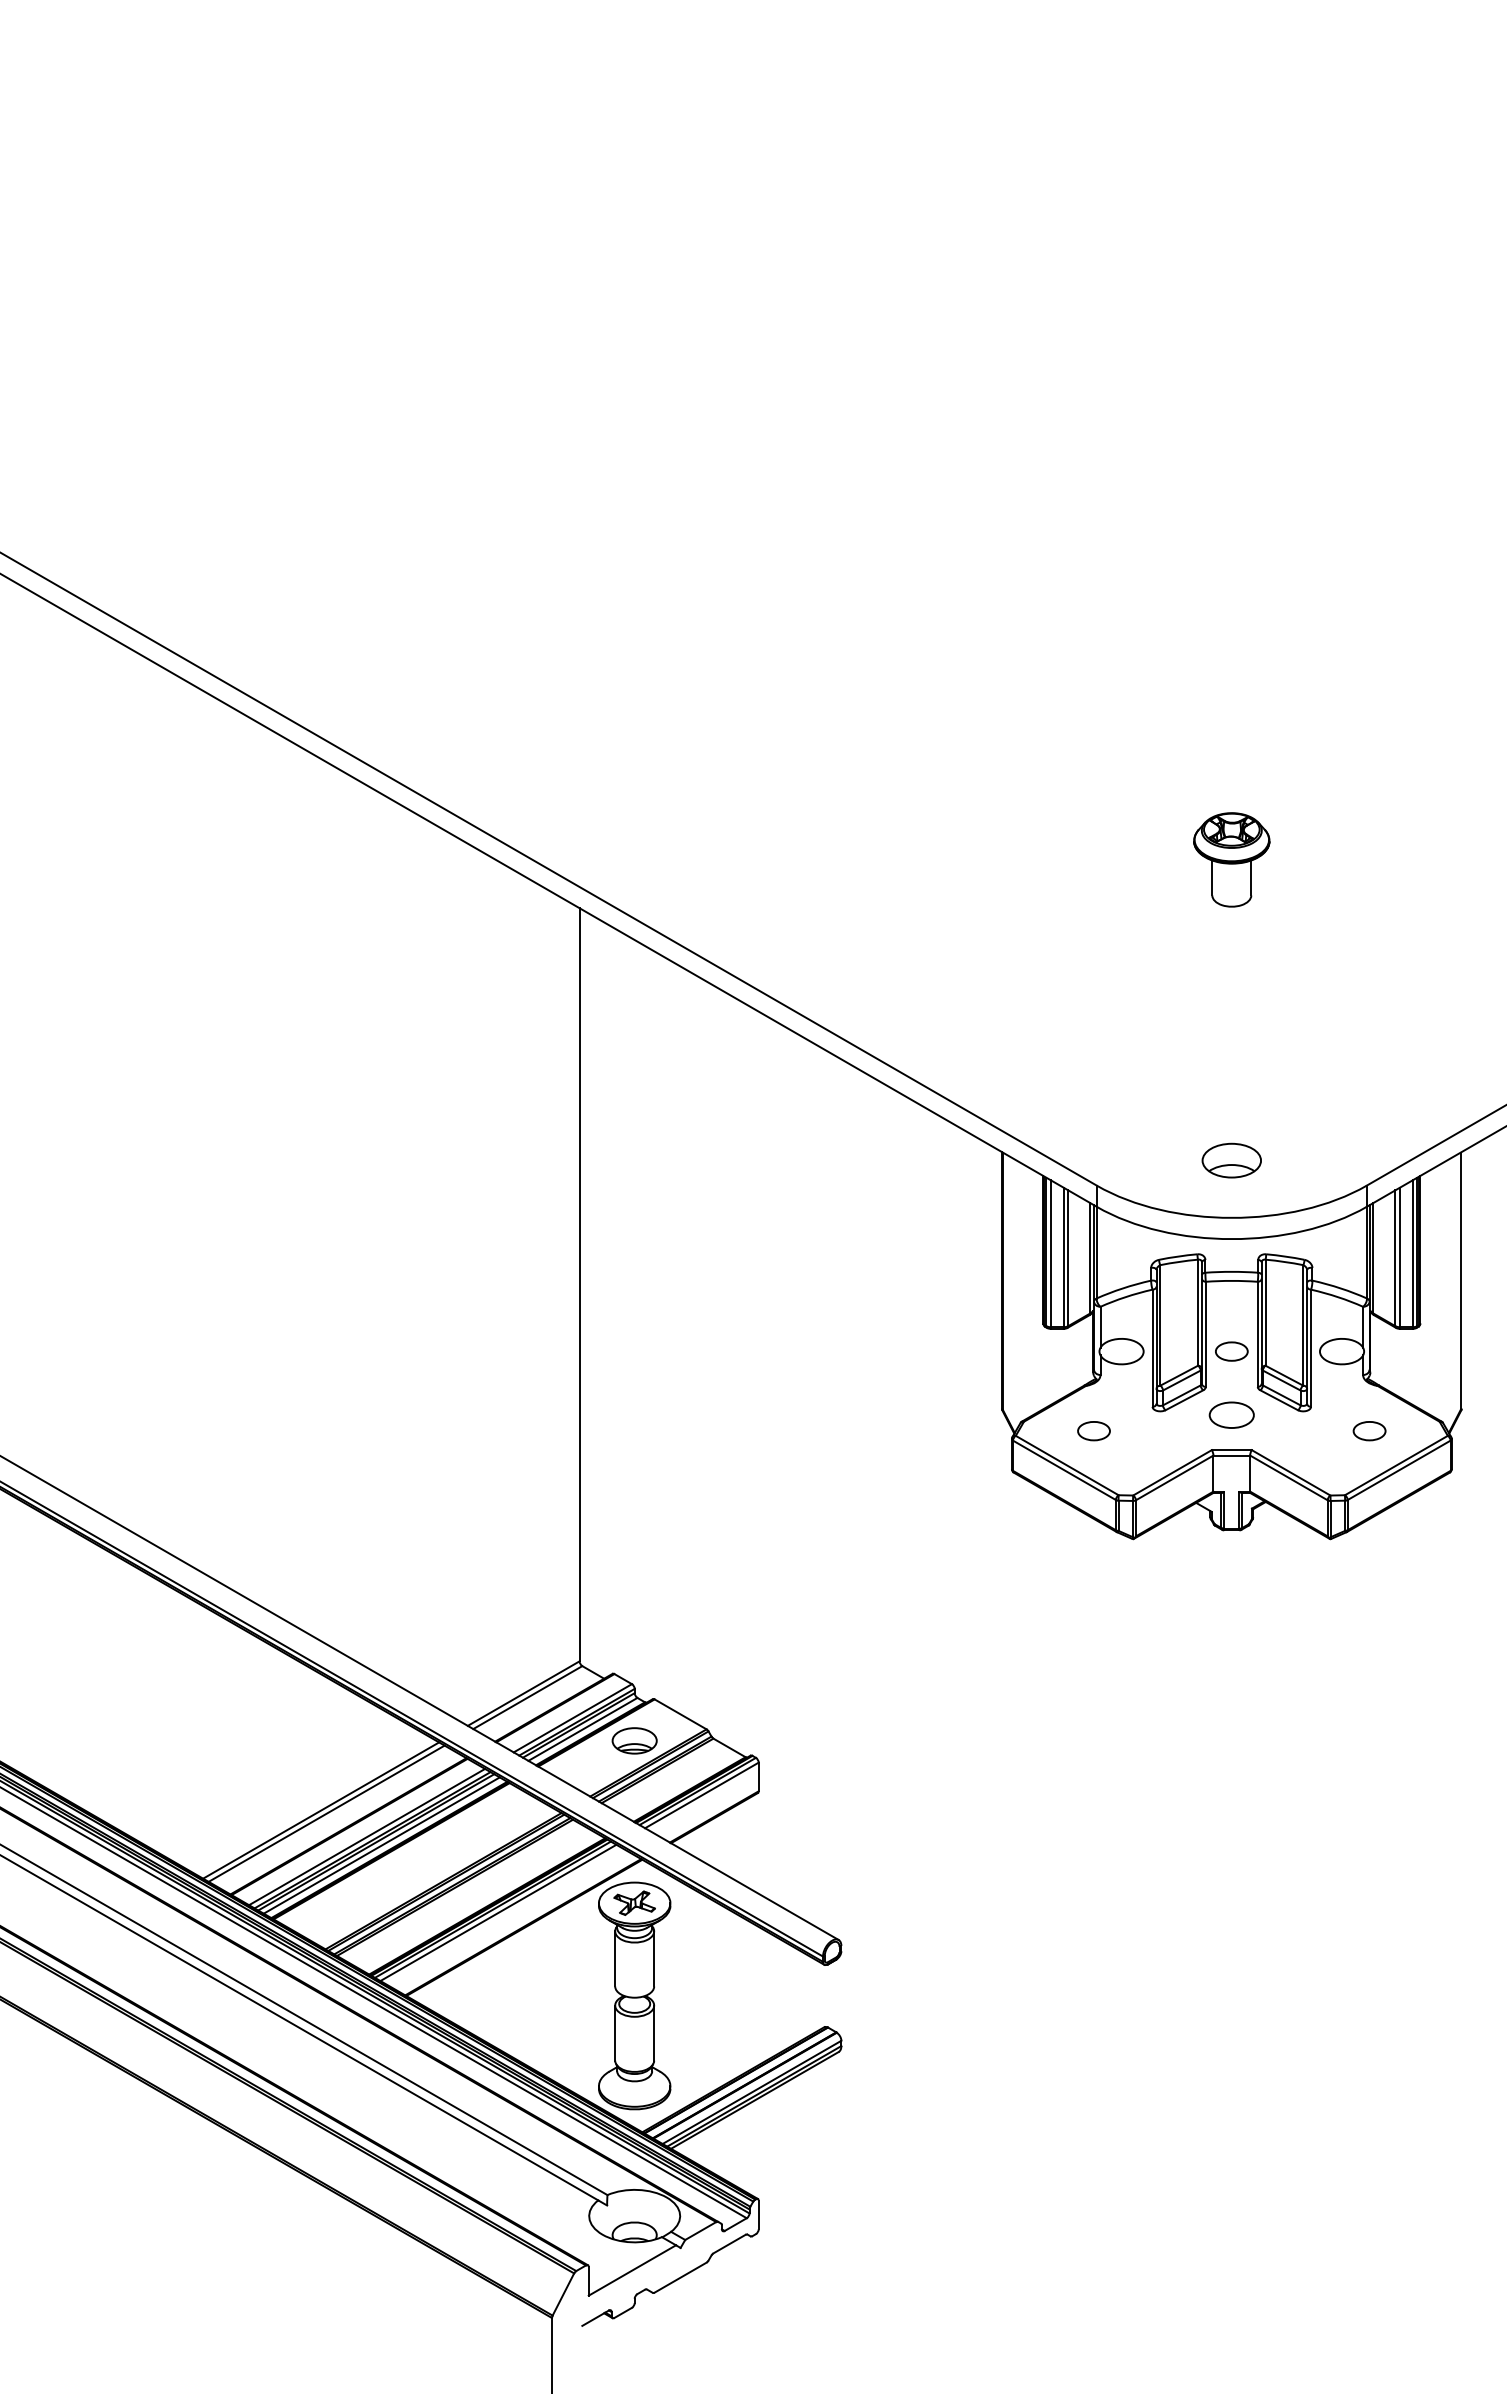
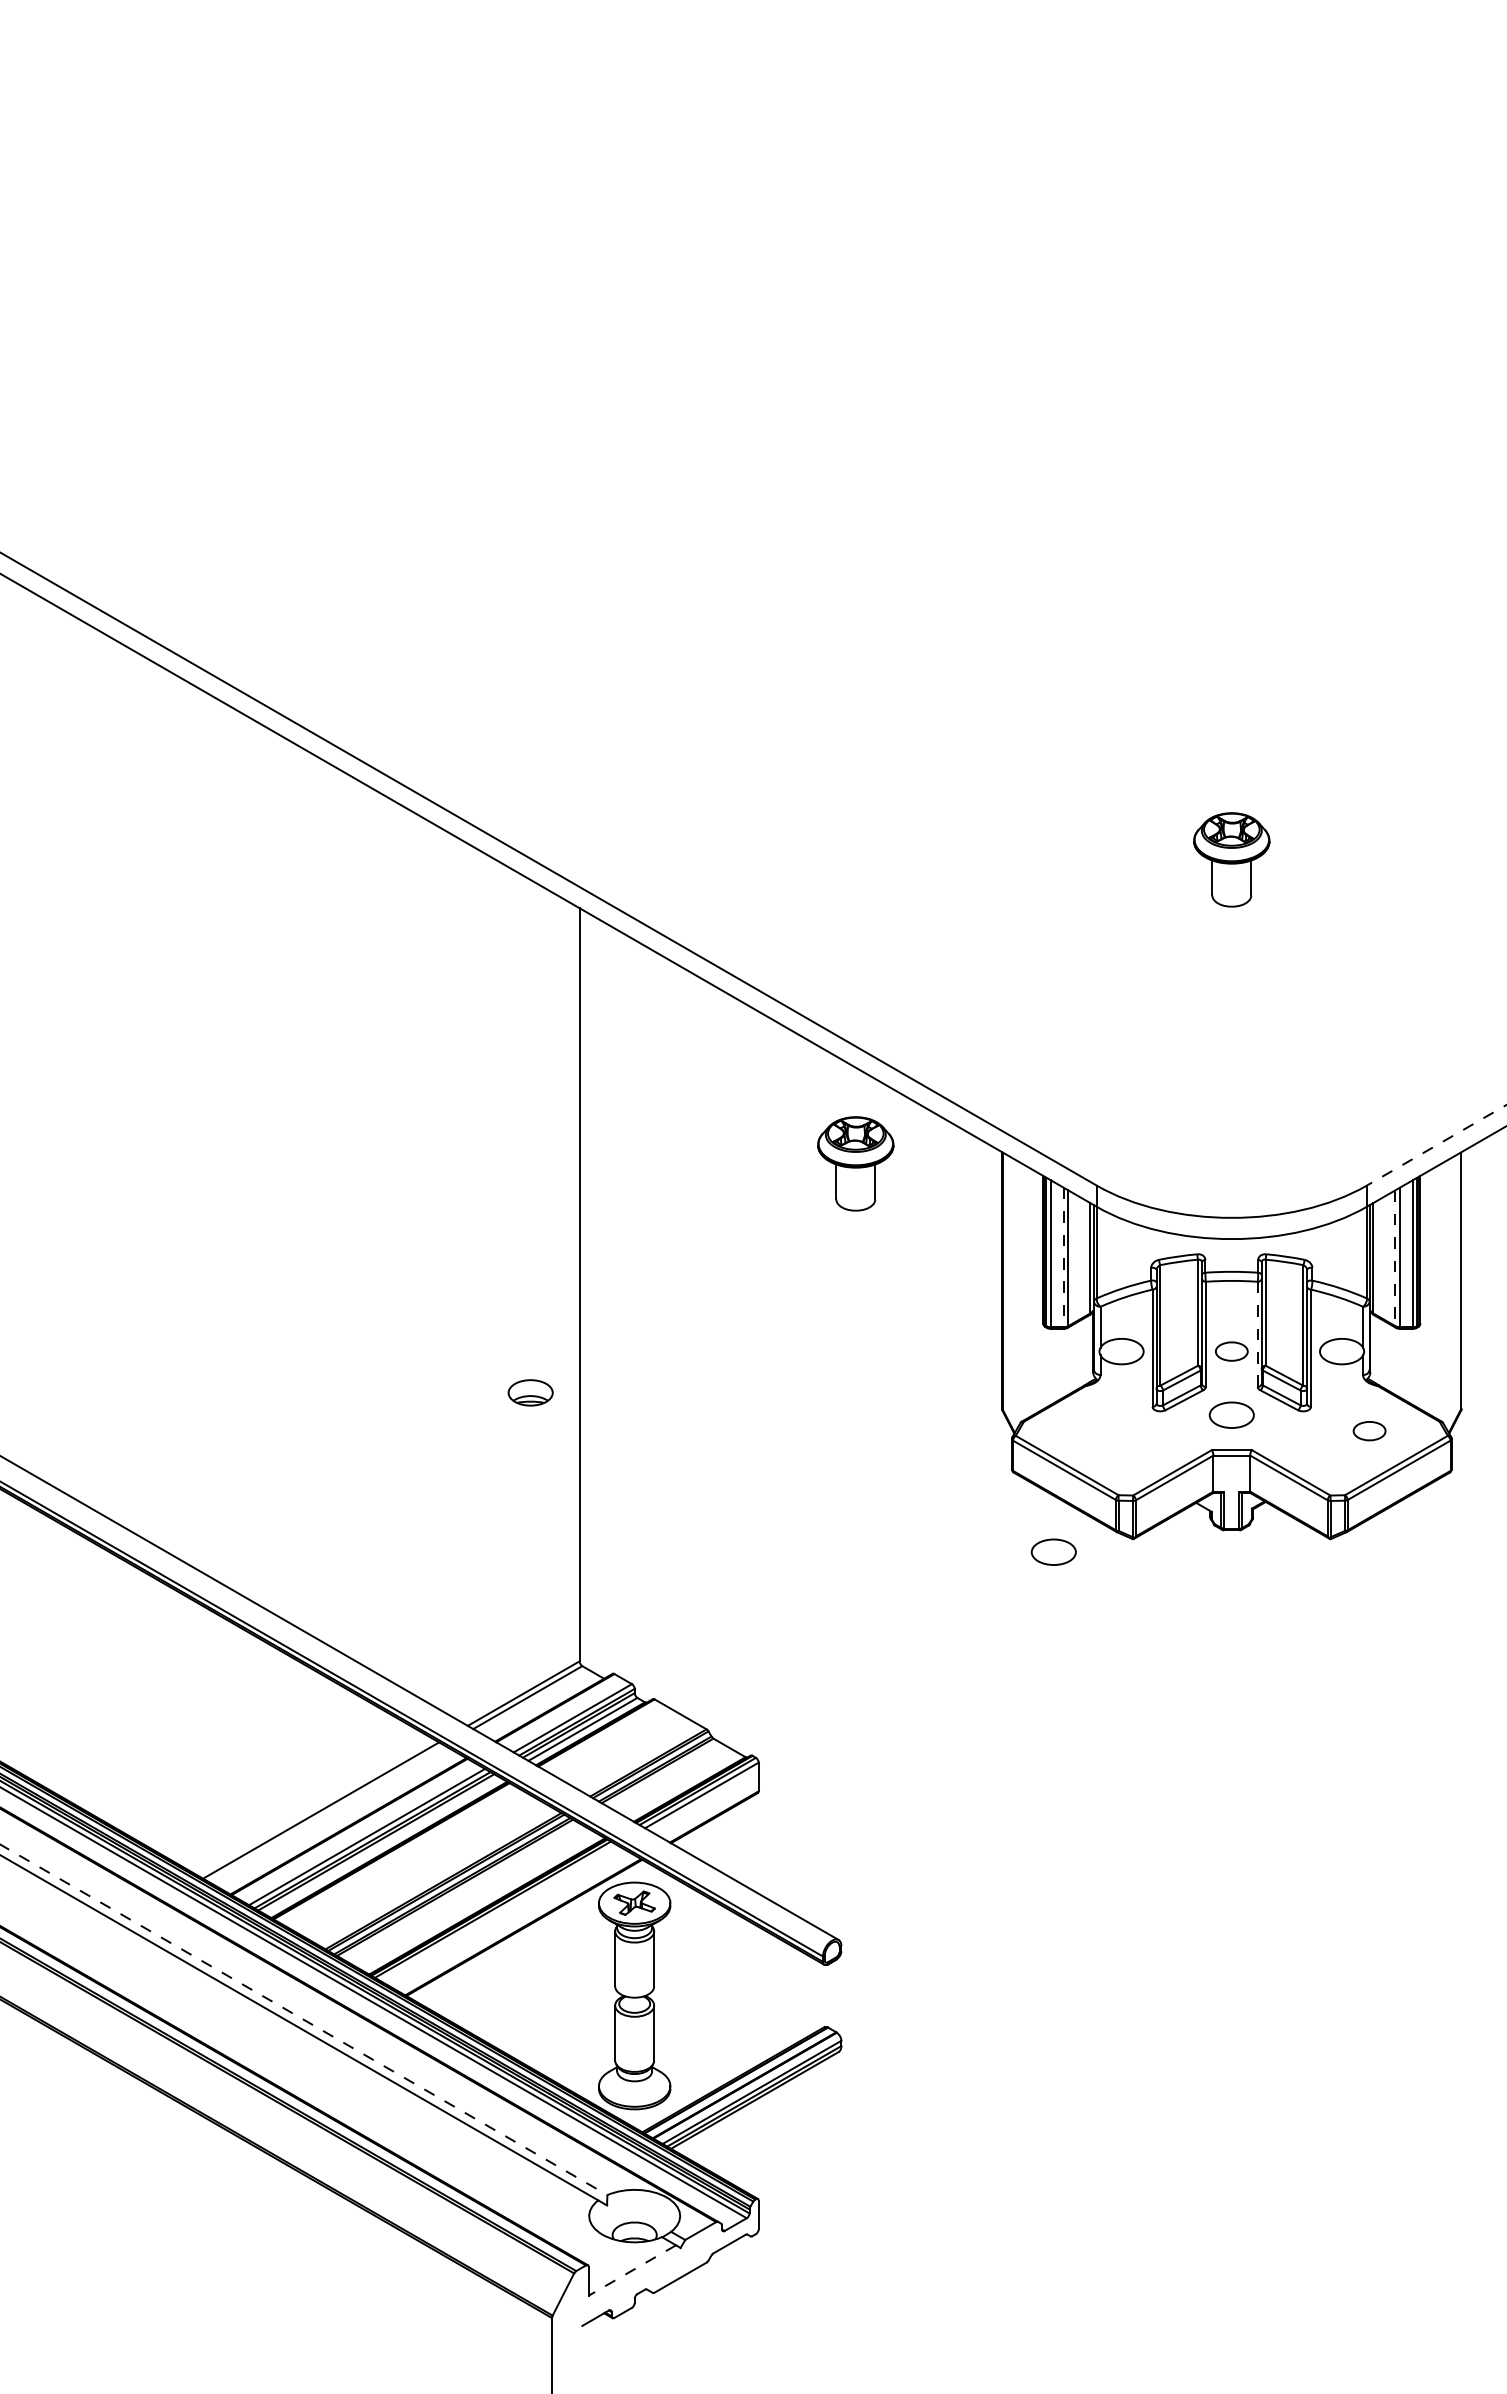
line: solid -> dashed (1436, 1145)
part: present -> none (1231, 1160)
part: none -> present (855, 1163)
line: solid -> dashed (1063, 1257)
line: solid -> dashed (1395, 1258)
line: solid -> dashed (1257, 1334)
part: present -> none (1093, 1431)
part: none -> present (1053, 1551)
part position: (634, 1740) -> (530, 1392) (530, 1392)
line: present -> none (326, 1813)
line: present -> none (381, 1845)
line: present -> none (498, 1912)
line: solid -> dashed (304, 2020)
line: solid -> dashed (631, 2270)
